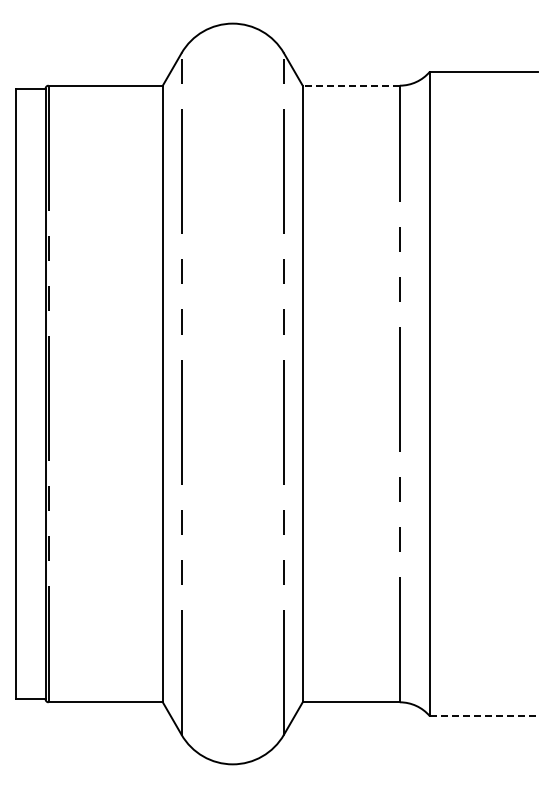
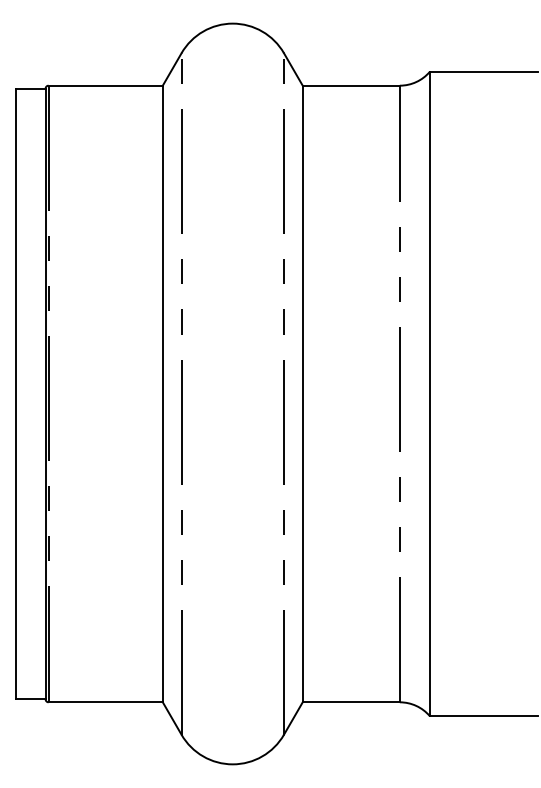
line: dashed -> solid (351, 85)
line: dashed -> solid (484, 716)
